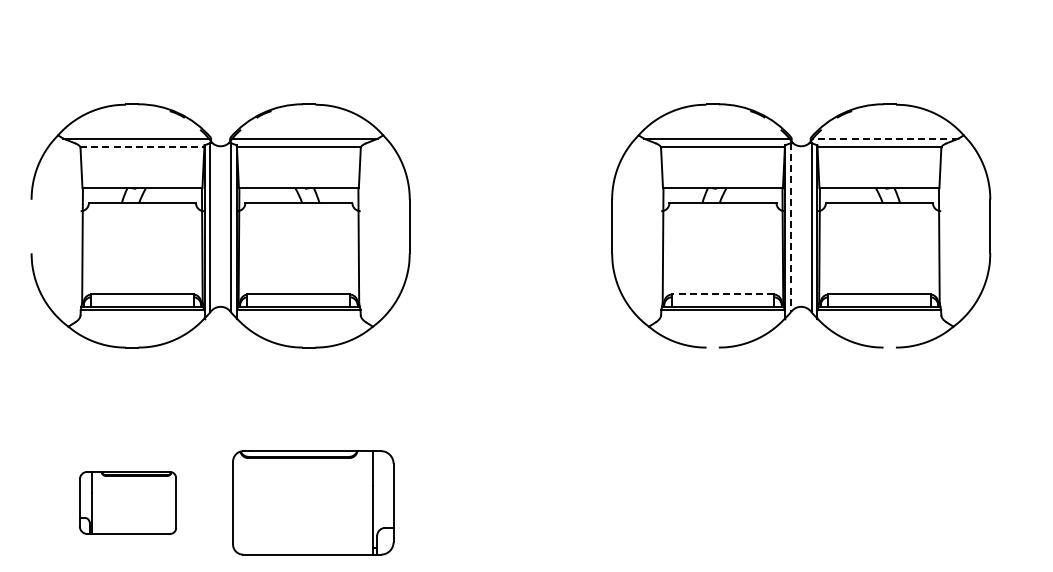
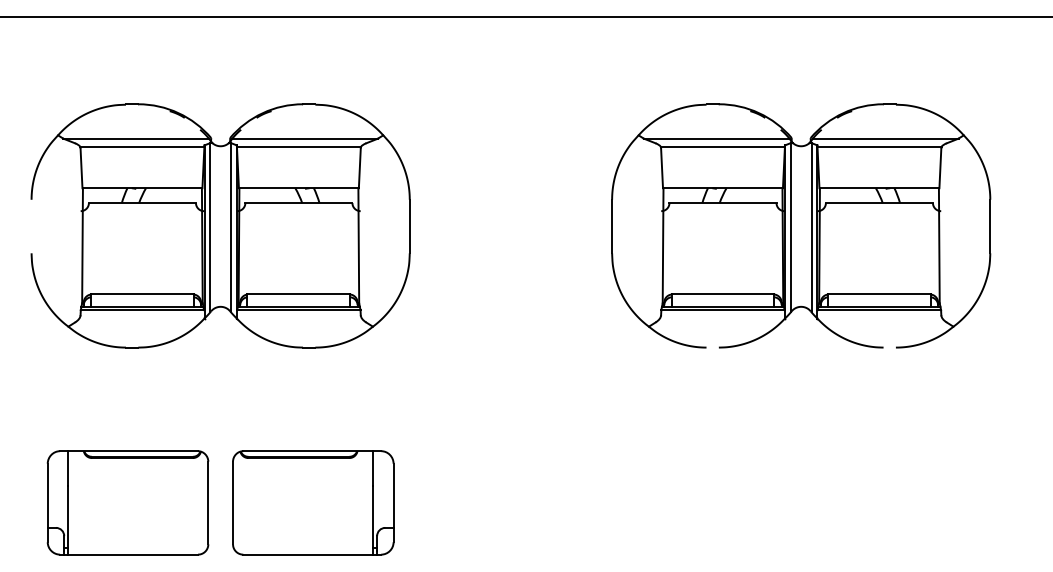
line: none -> present (525, 17)
line: dashed -> solid (885, 138)
line: dashed -> solid (142, 146)
line: dashed -> solid (790, 227)
line: dashed -> solid (722, 293)
part size: 99x64 px -> 164x106 px (127, 502)
